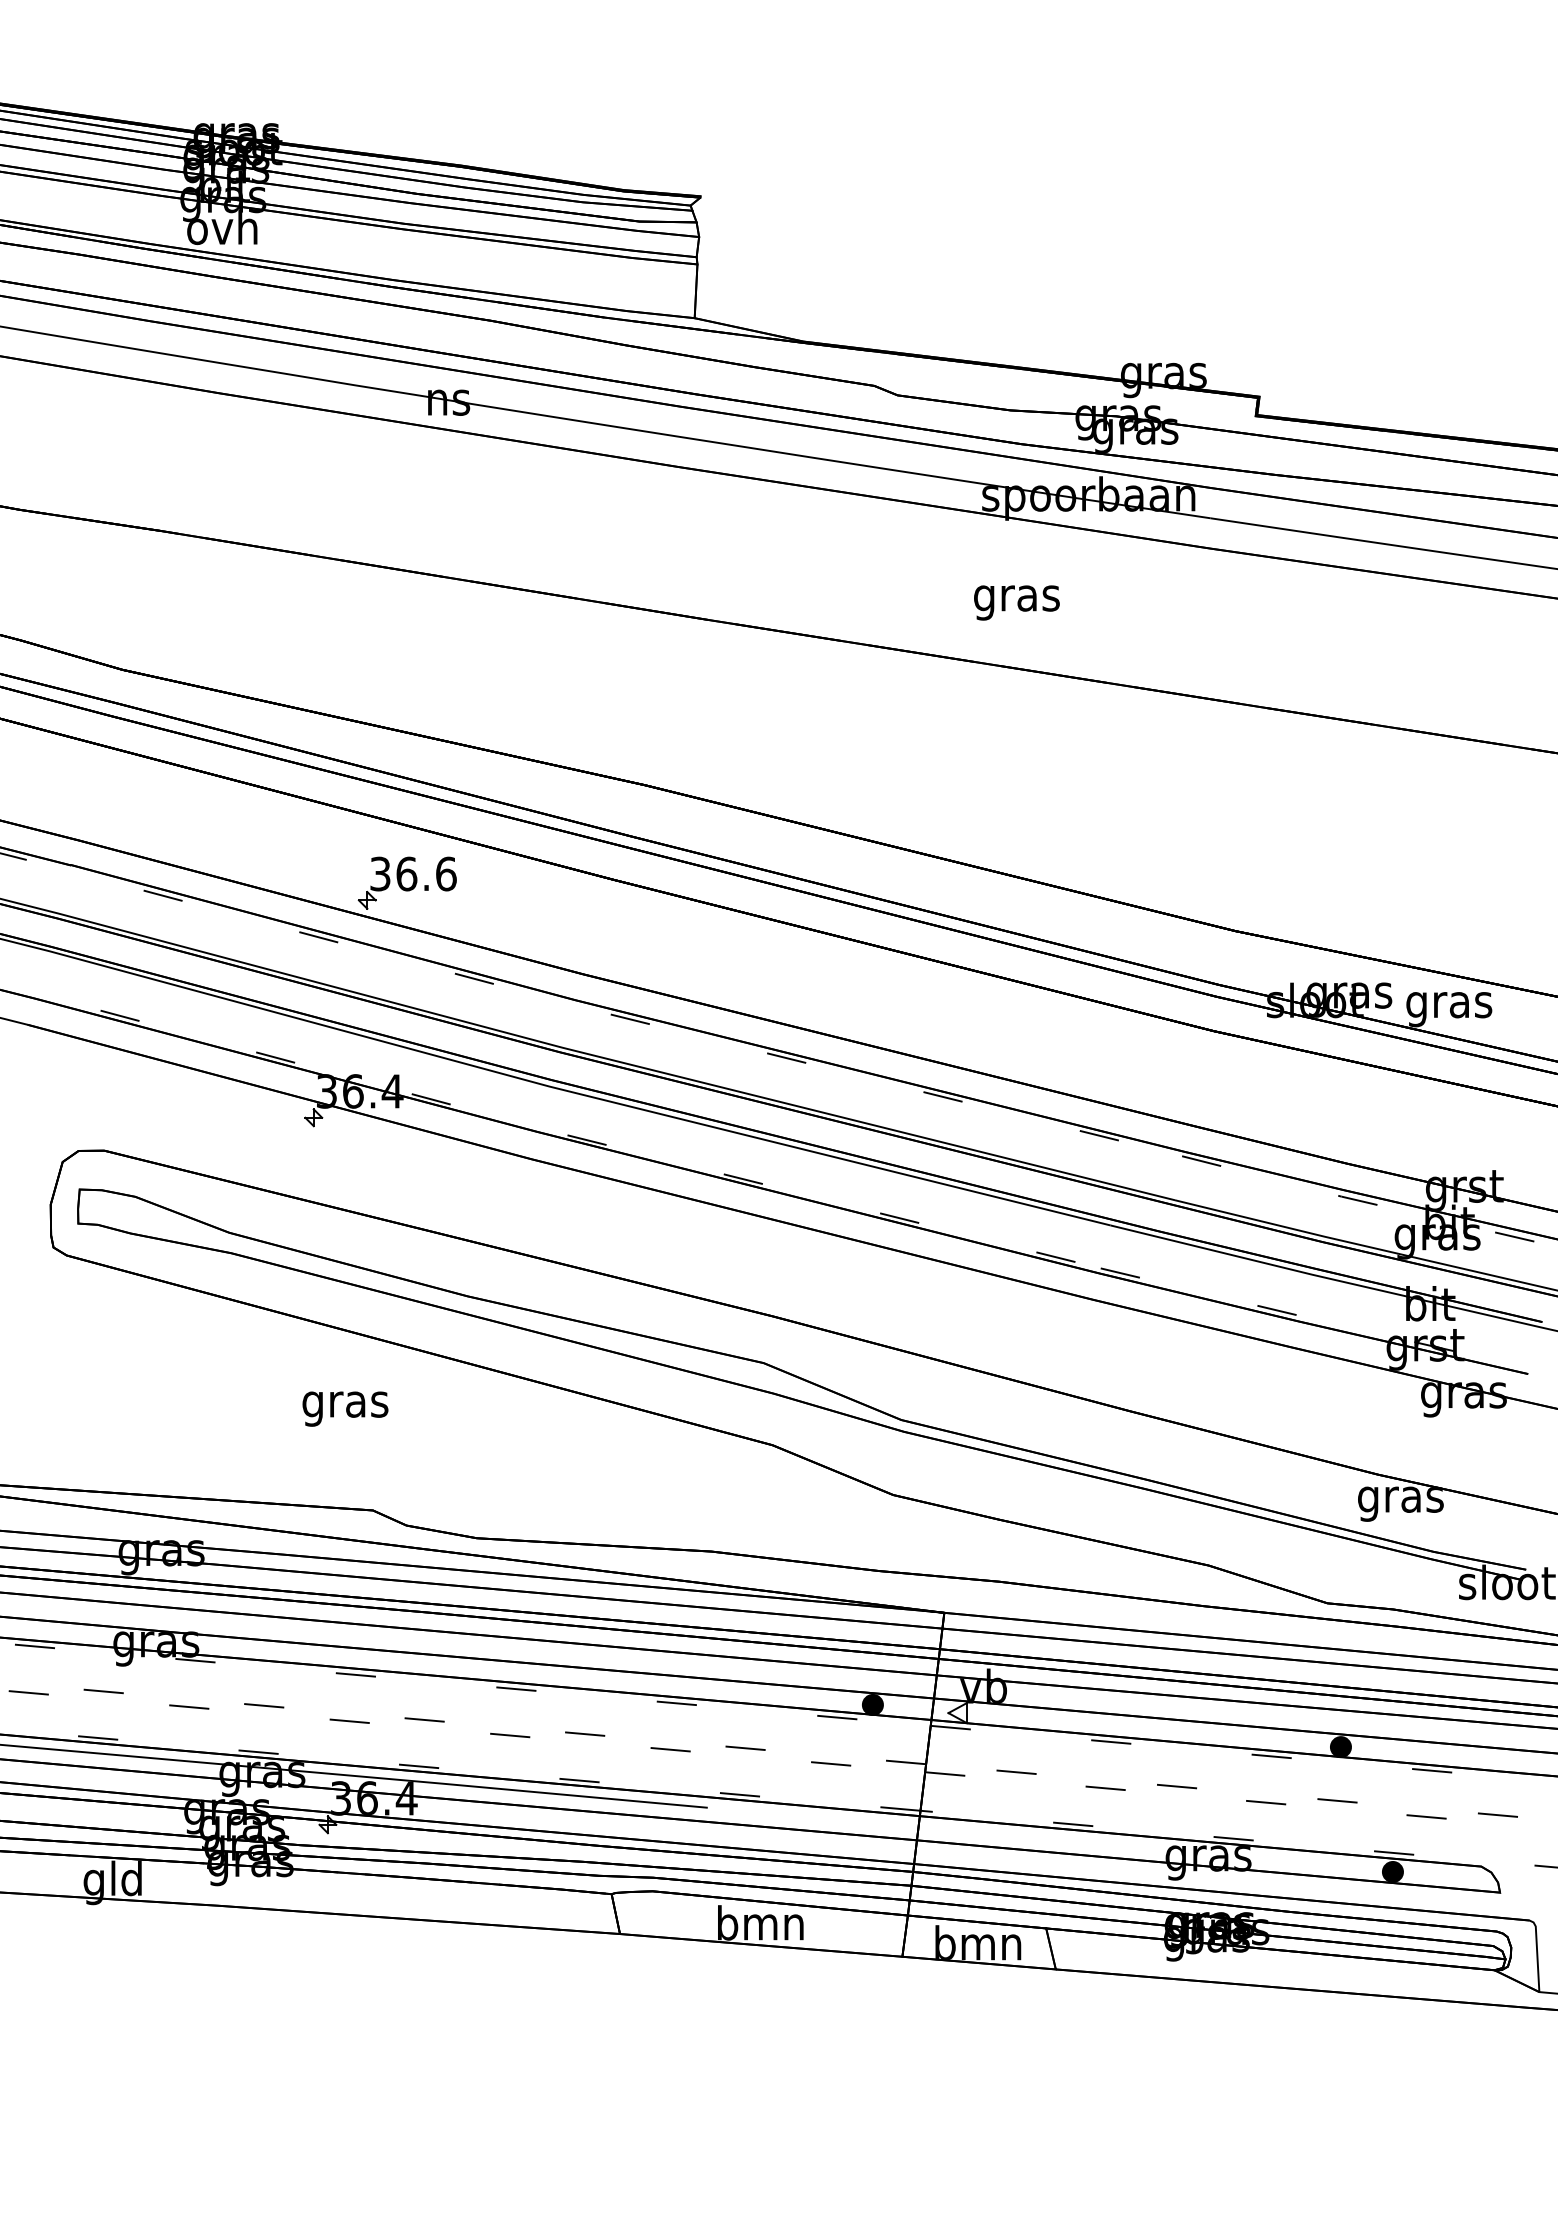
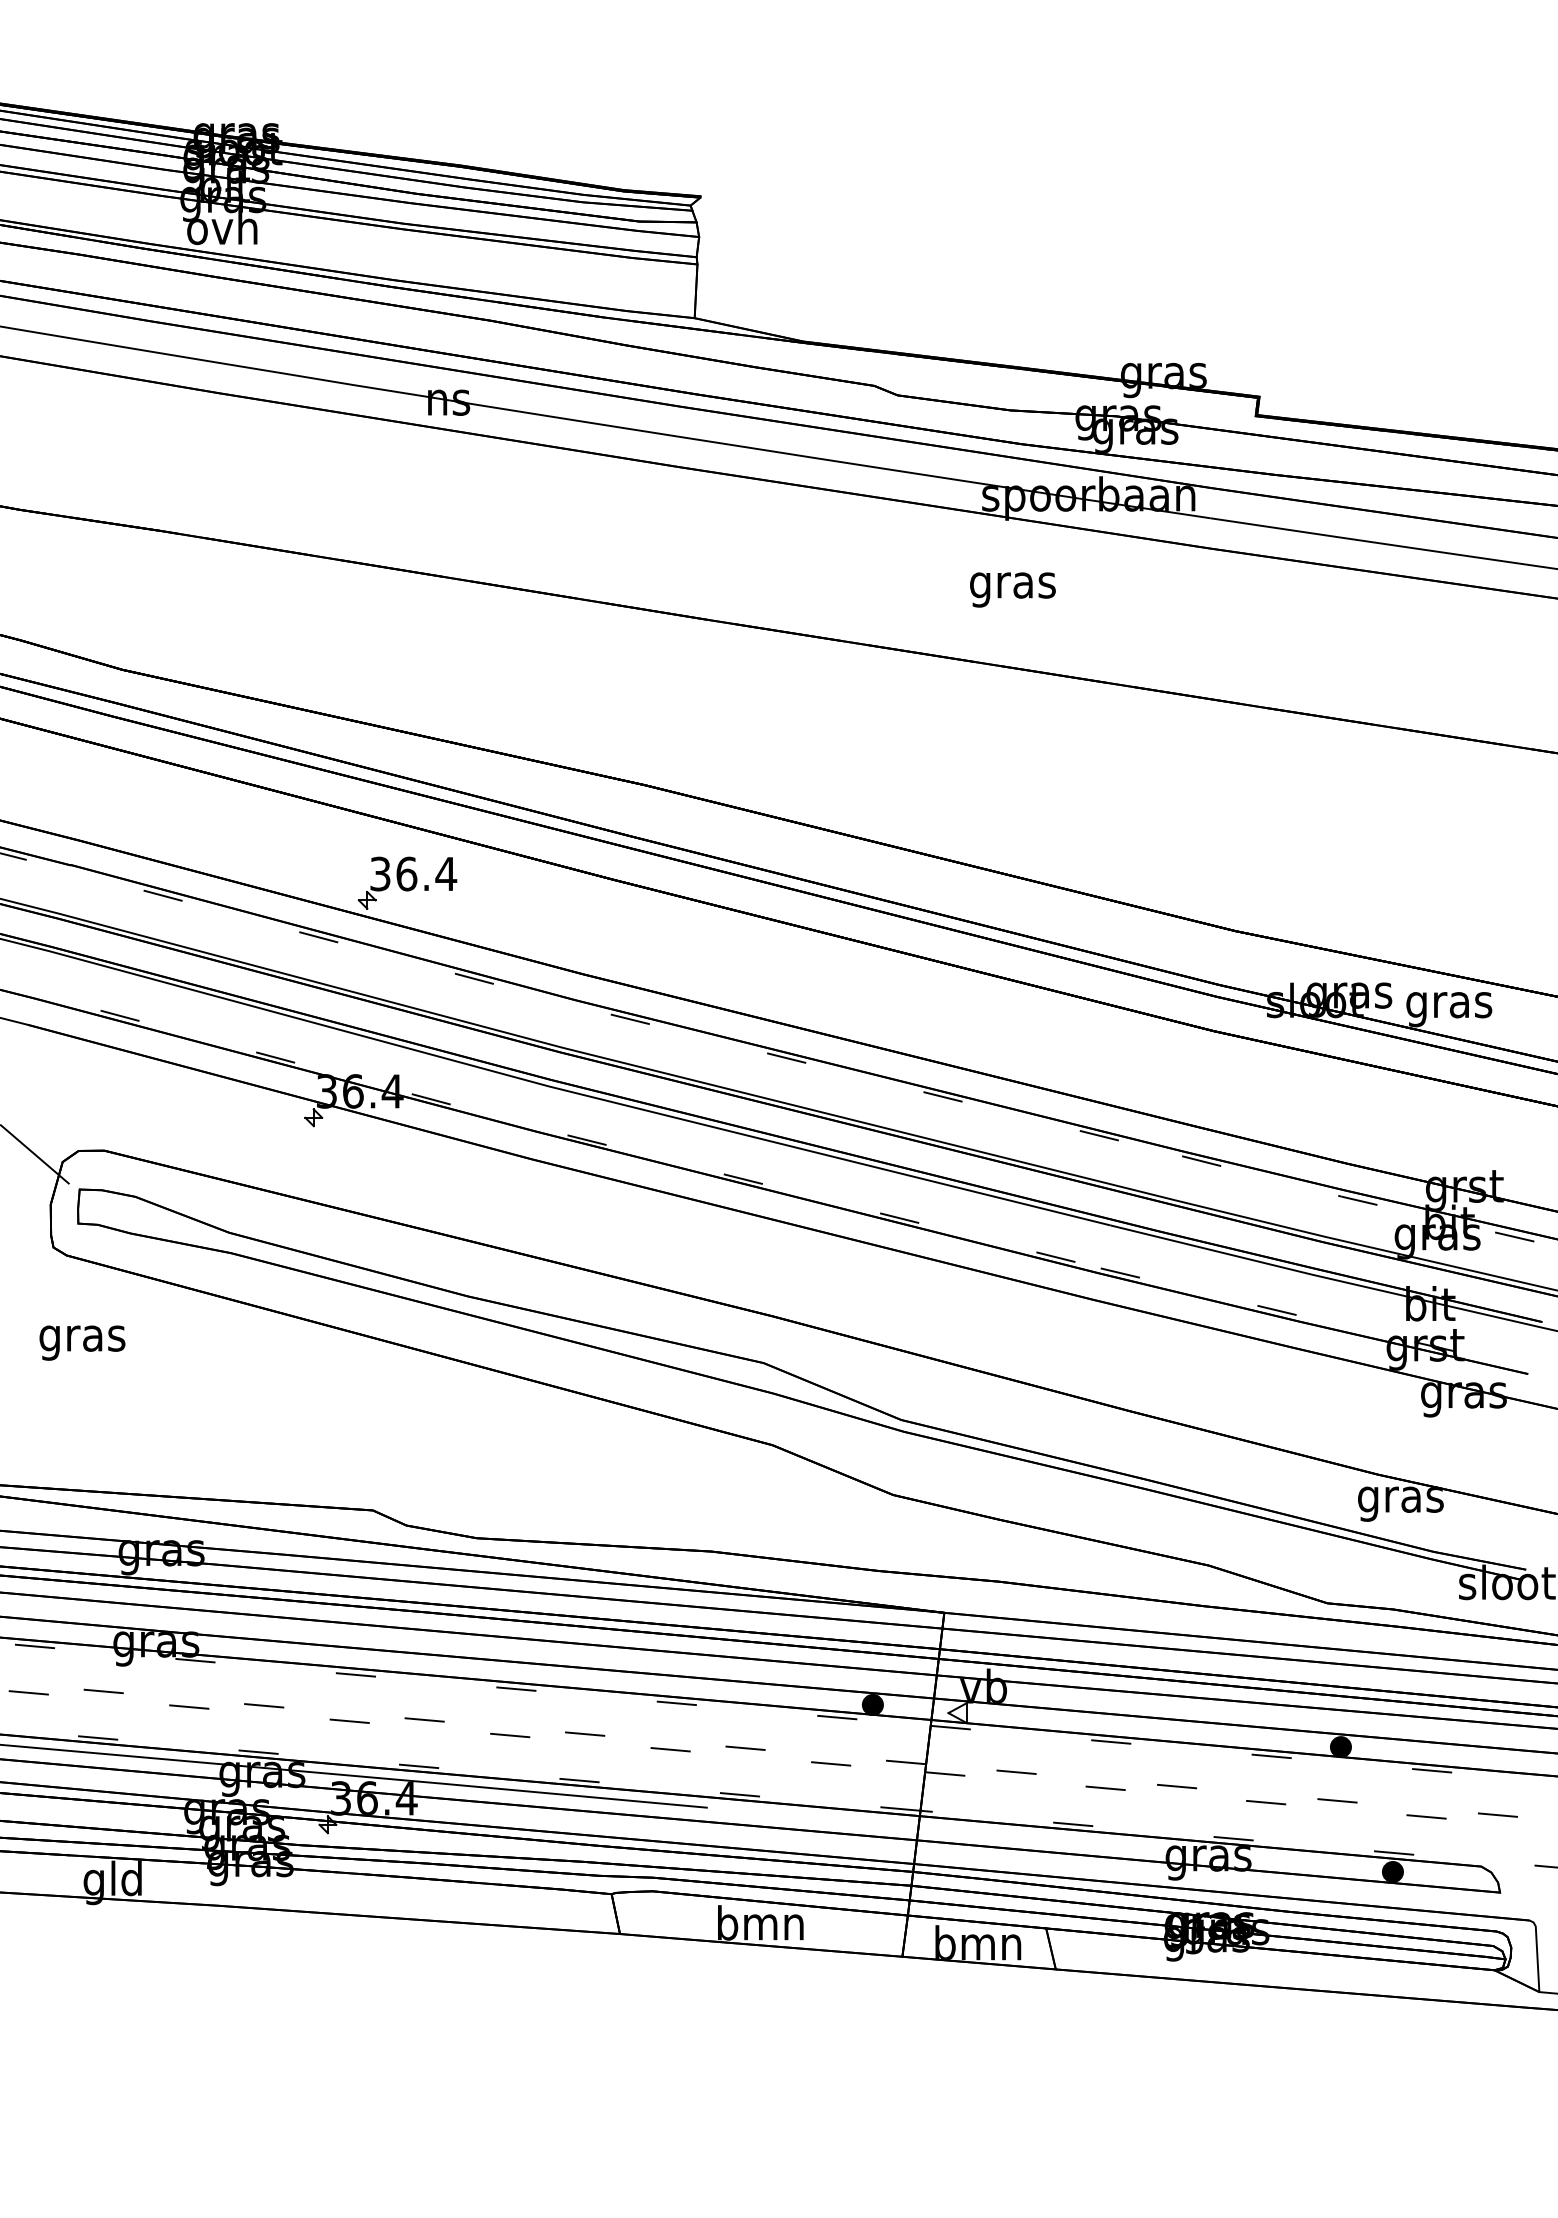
text position: (1016, 602) -> (1012, 589) (1012, 589)
text: 36.6 -> 36.4 (446, 873)
line: none -> present (35, 1154)
text position: (345, 1408) -> (82, 1342) (82, 1342)
